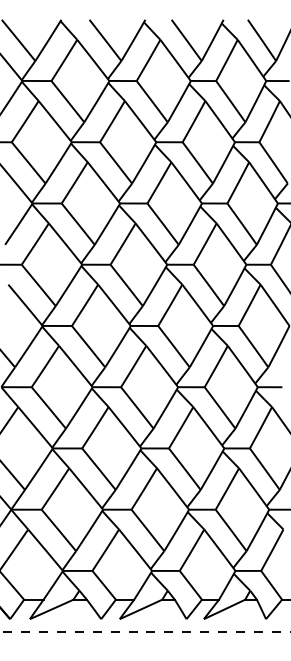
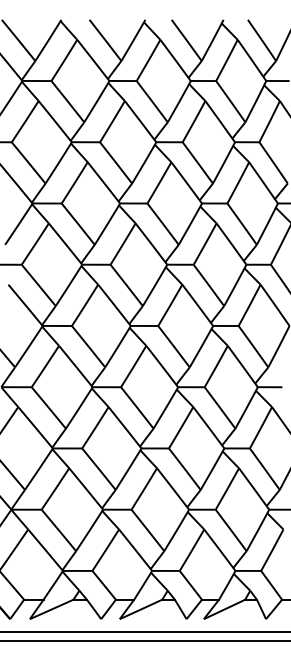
line: dashed -> solid (145, 632)
line: none -> present (144, 641)
